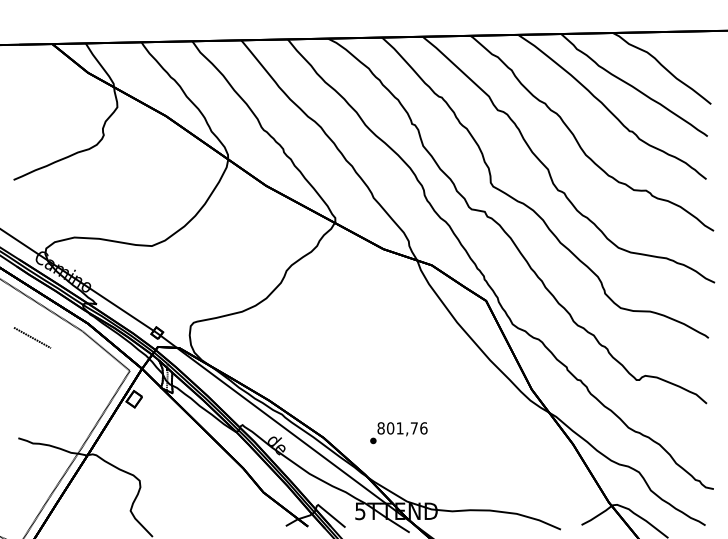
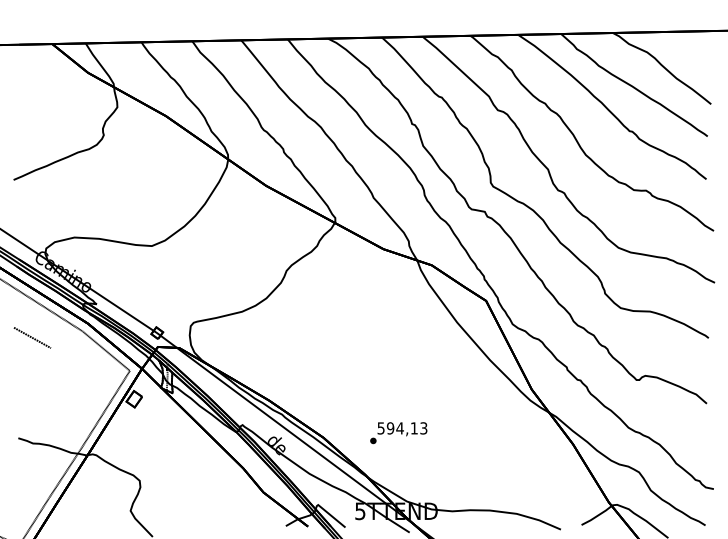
text: 801,76 -> 594,13 (402, 428)
